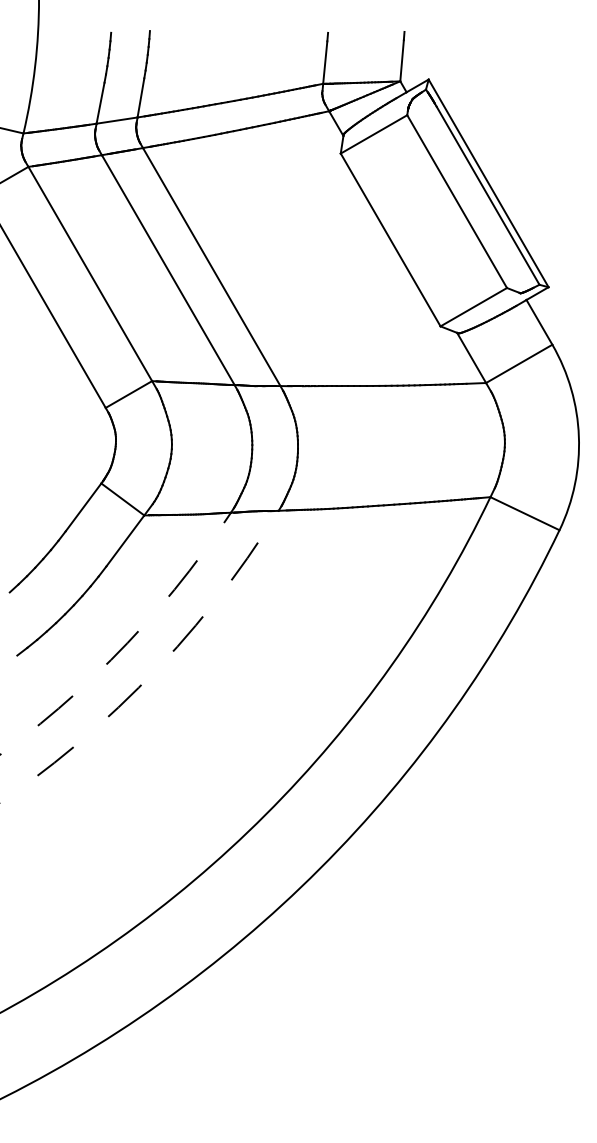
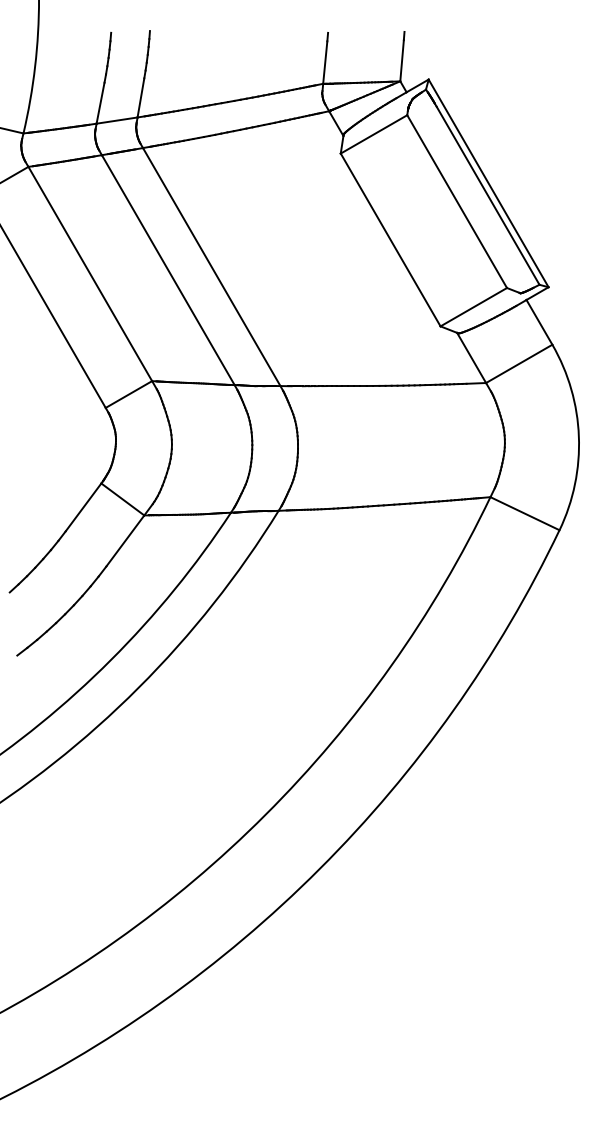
arc: dashed -> solid (126, 643)
arc: dashed -> solid (154, 671)
